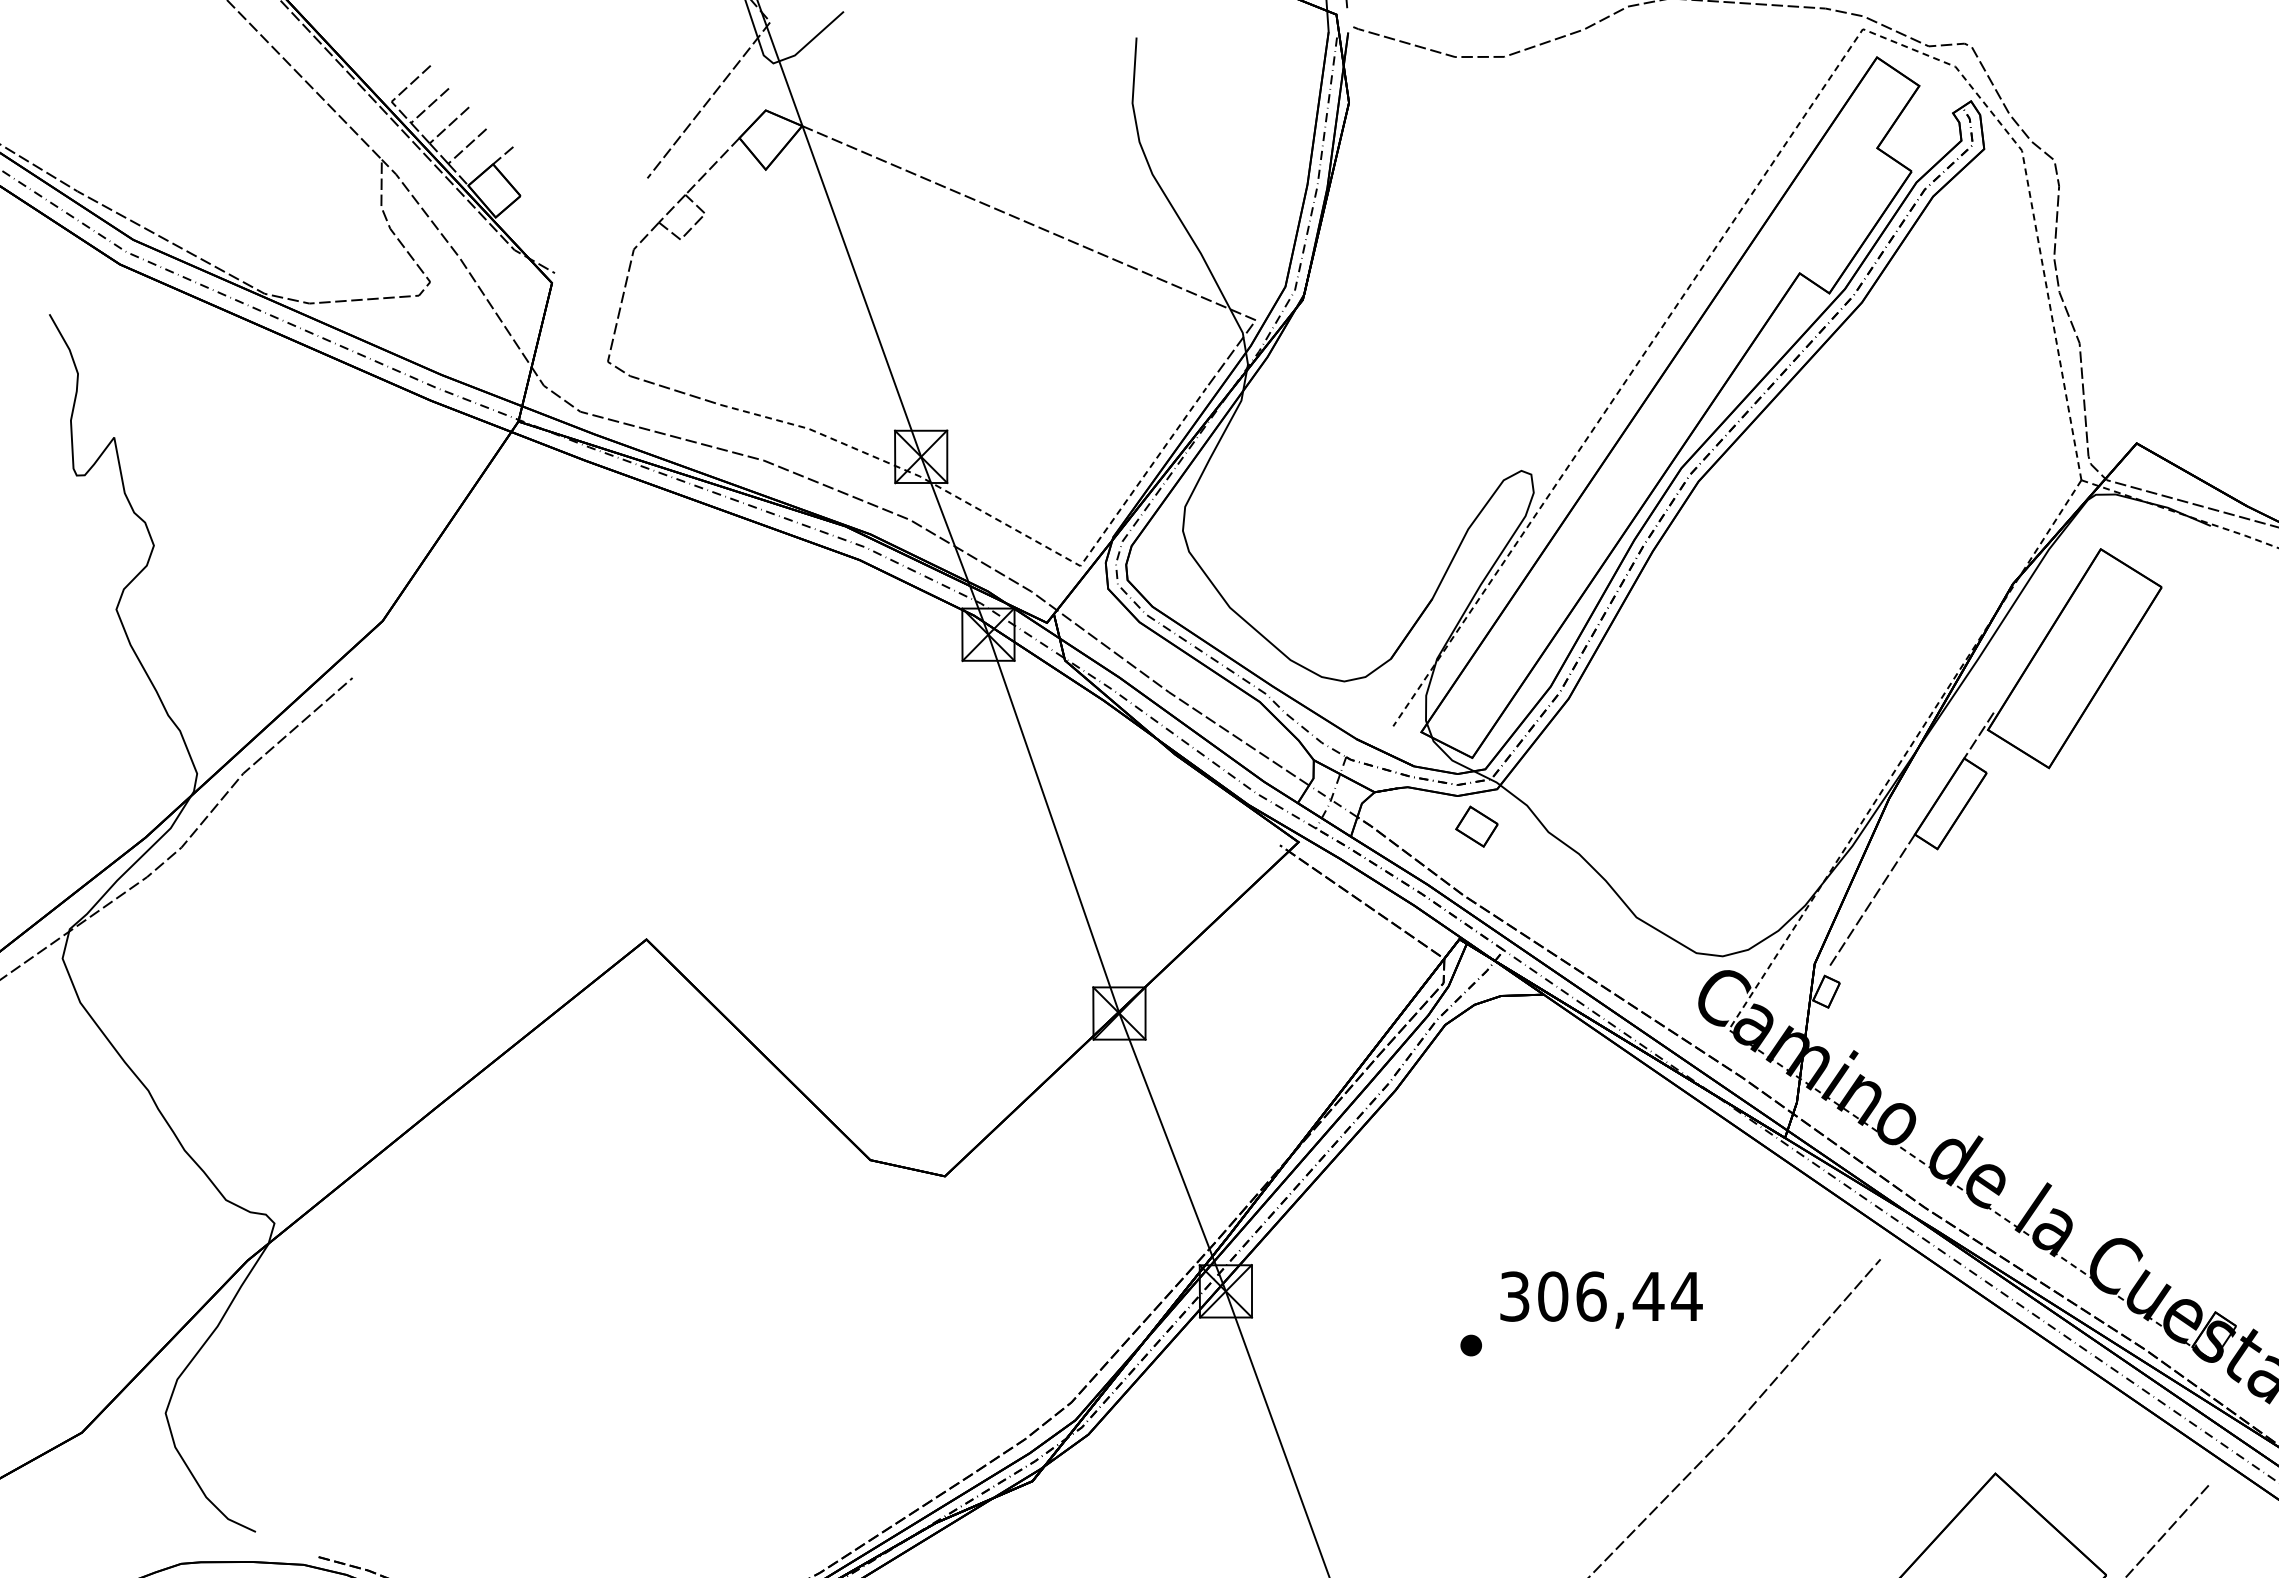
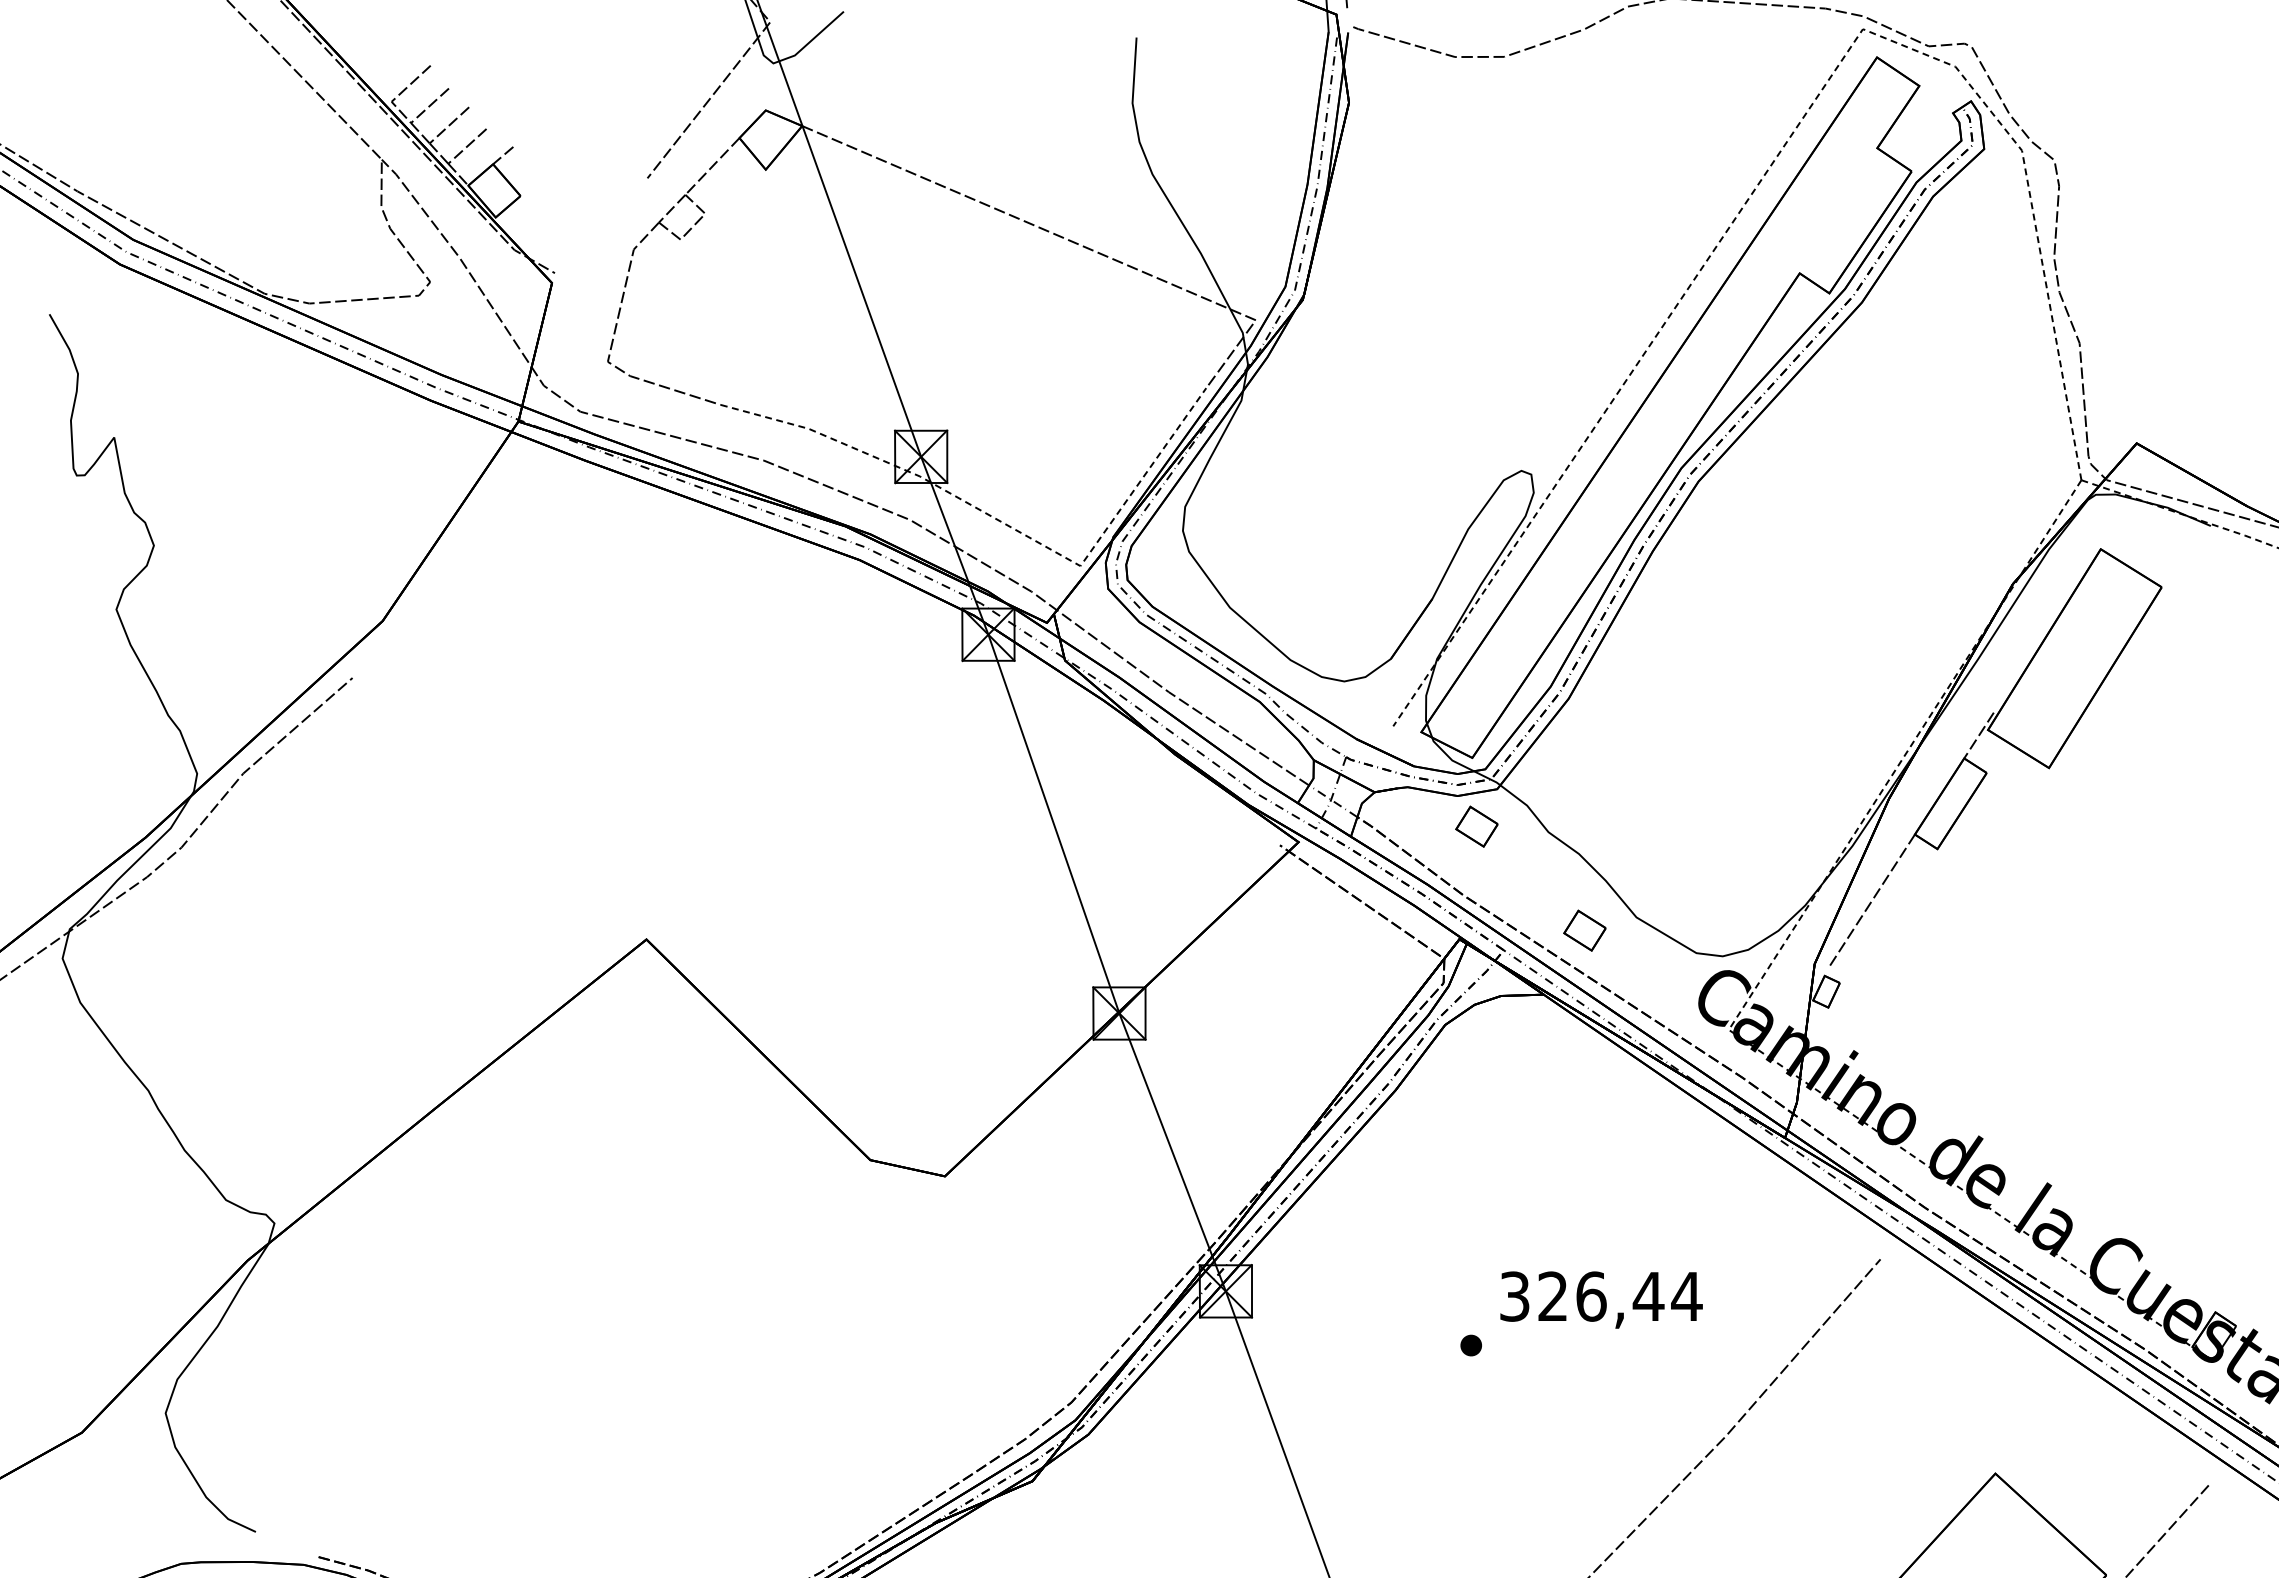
part: none -> present (1584, 930)
text: 306,44 -> 326,44 (1553, 1296)
